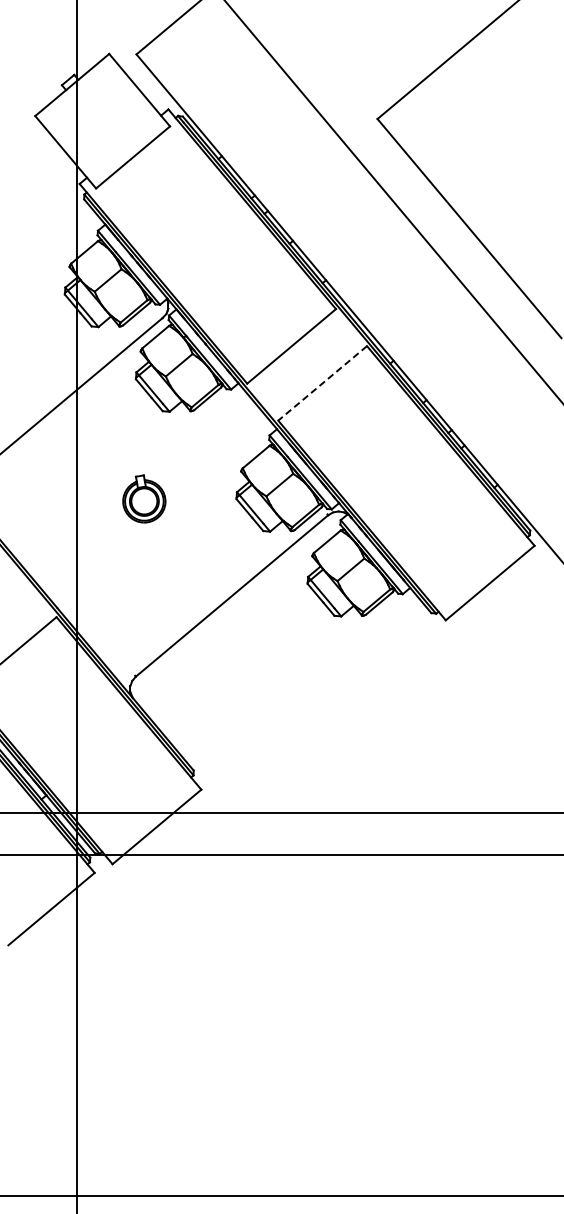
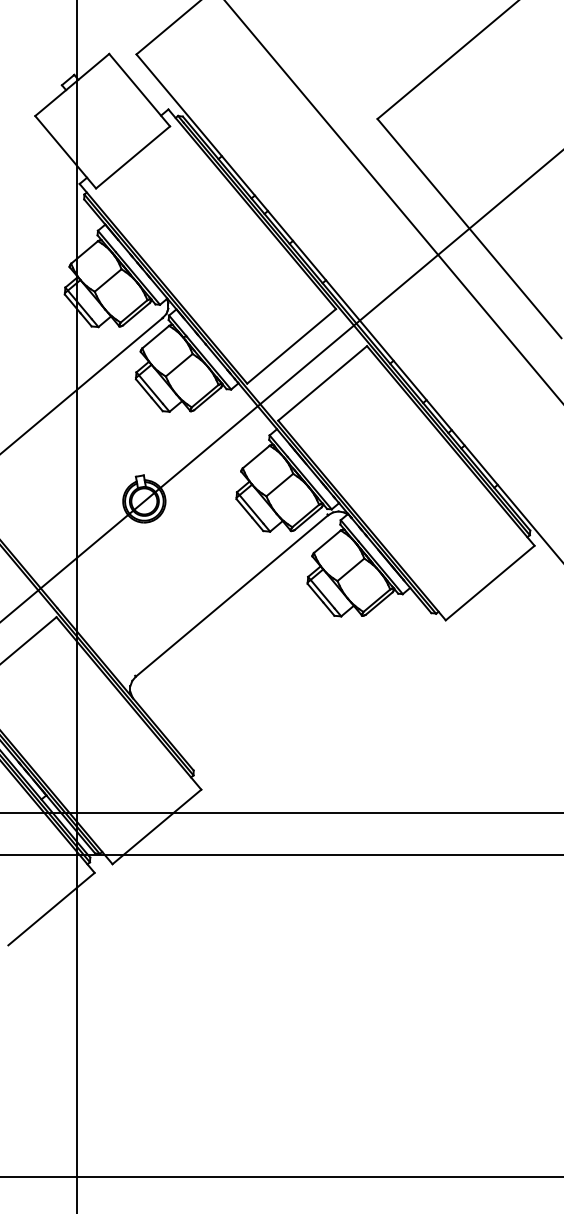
line: dashed -> solid (322, 383)
line: none -> present (281, 385)
line position: (281, 1195) -> (281, 1176) (281, 1176)
